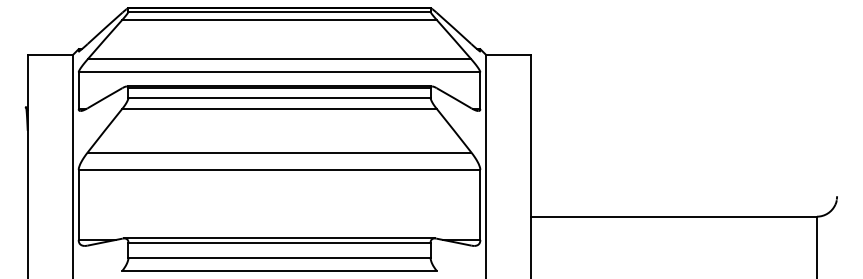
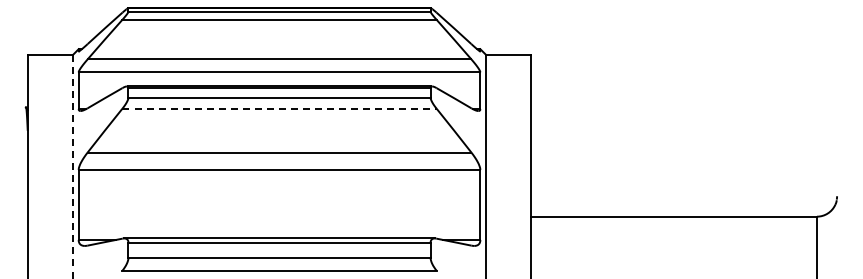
line: solid -> dashed (280, 108)
line: solid -> dashed (73, 166)
